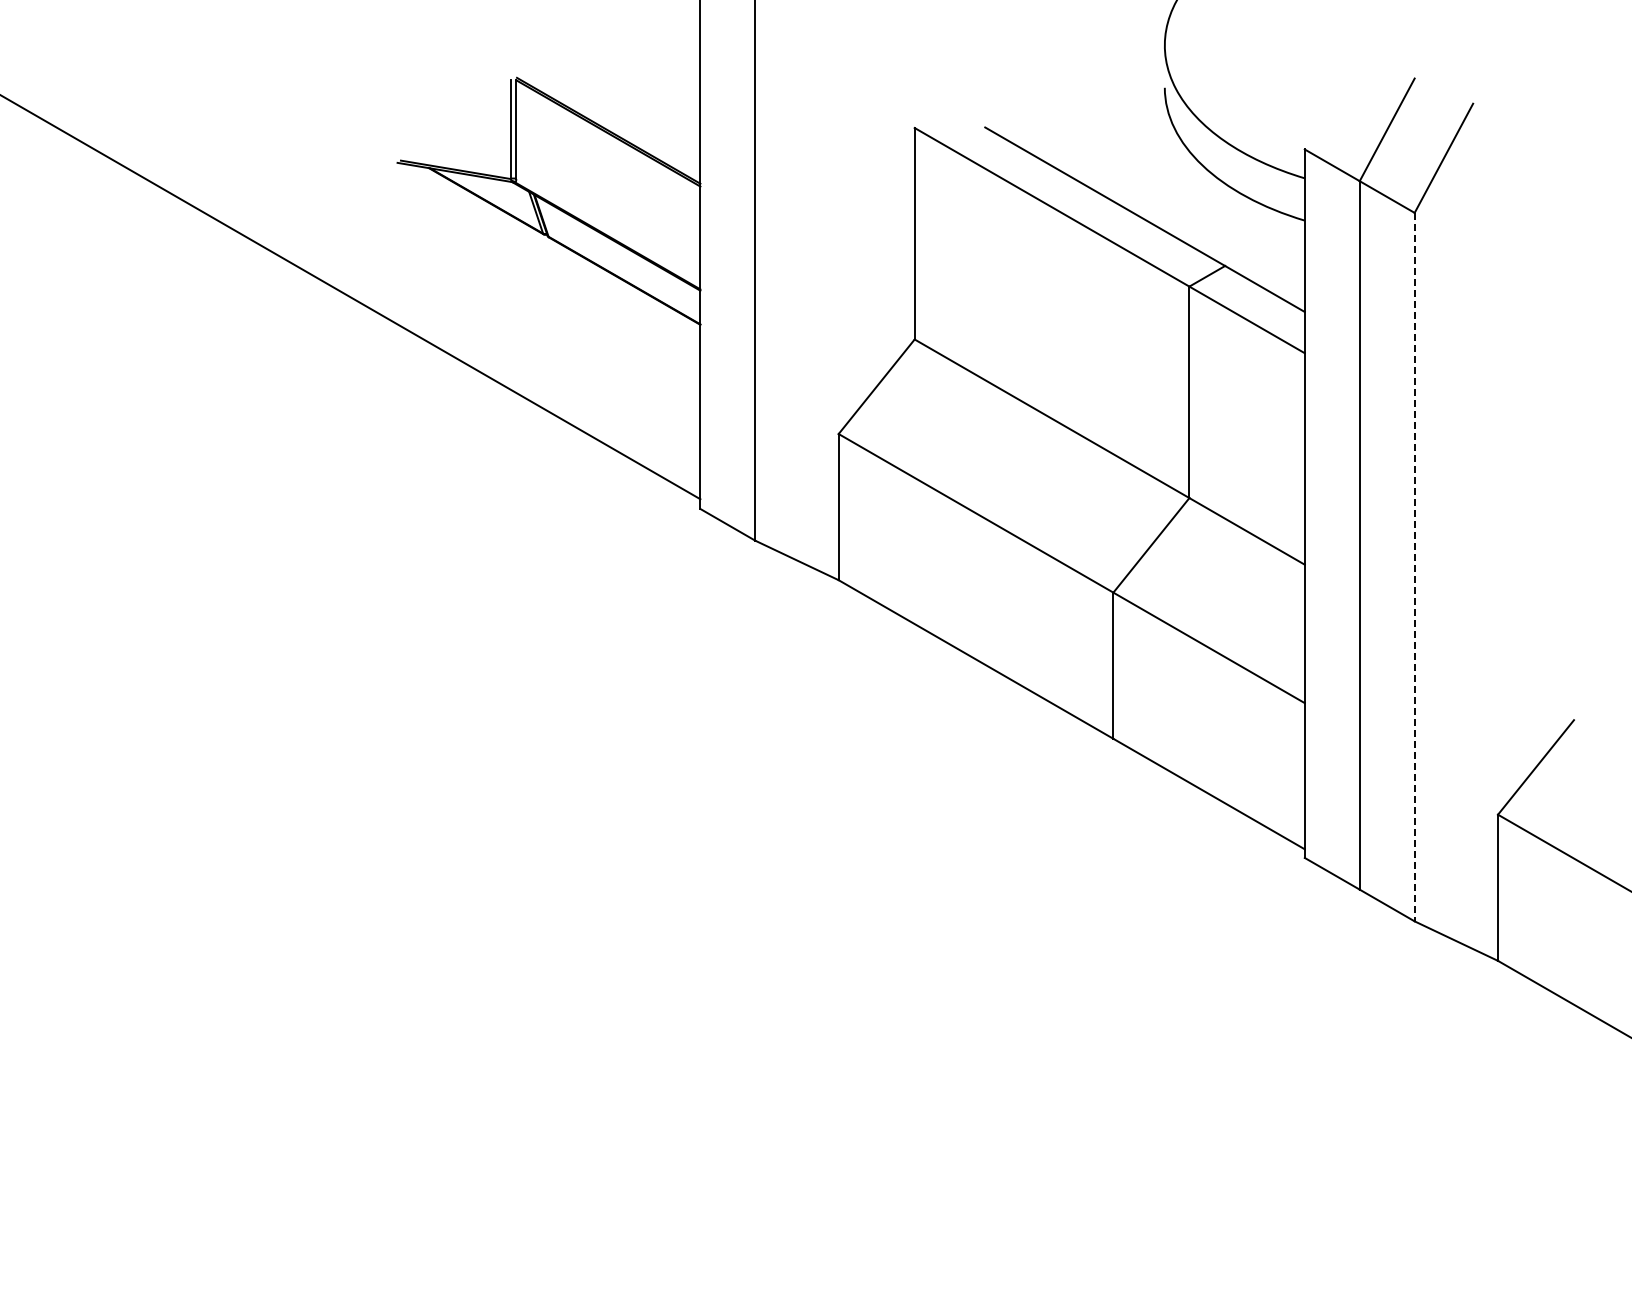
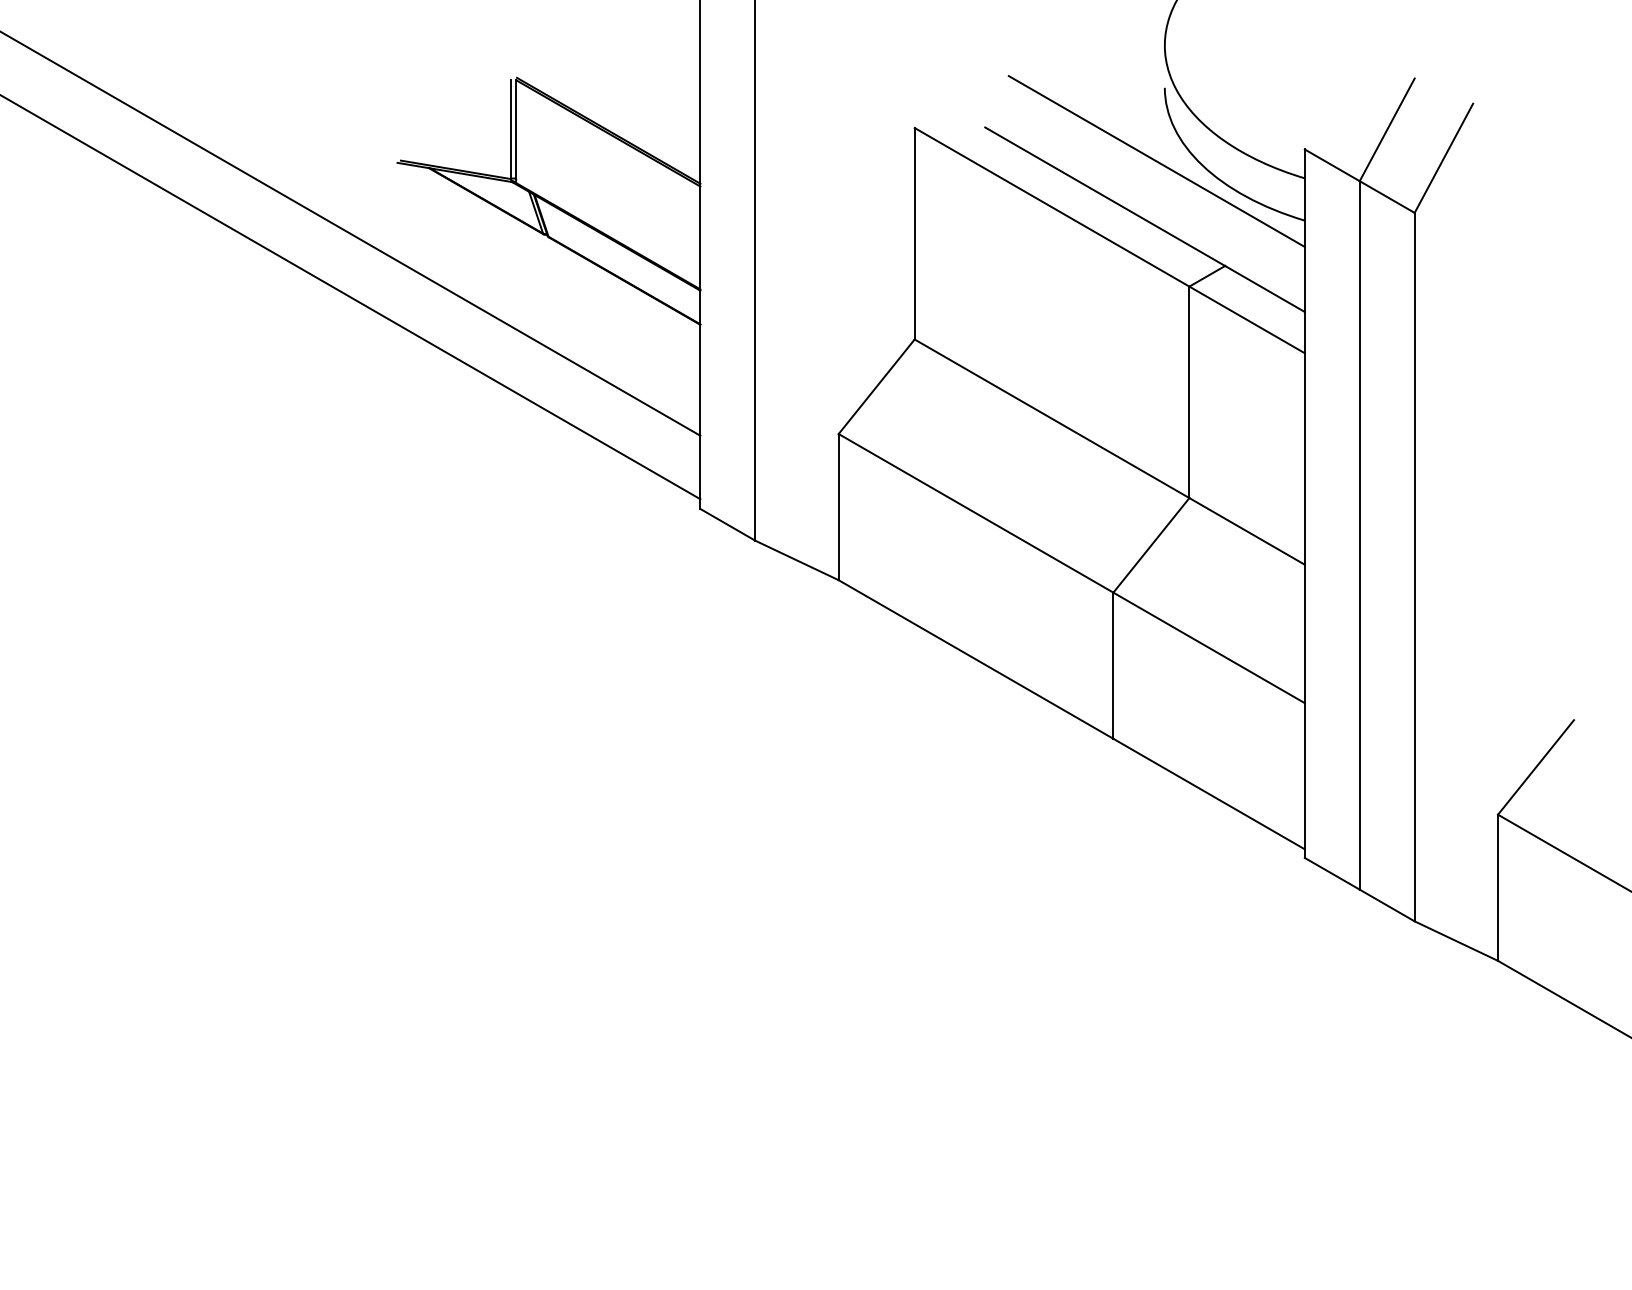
line: none -> present (1156, 161)
line: none -> present (351, 233)
line: dashed -> solid (1414, 567)
